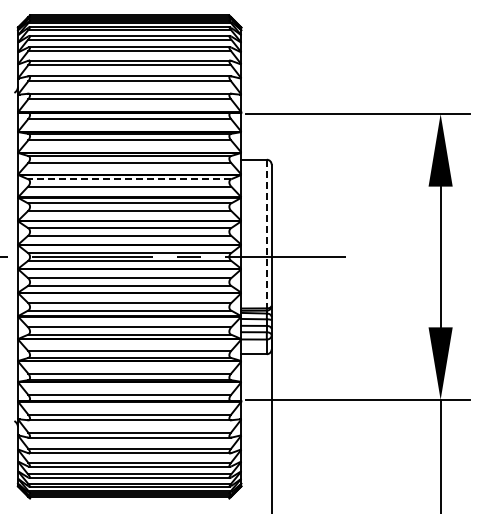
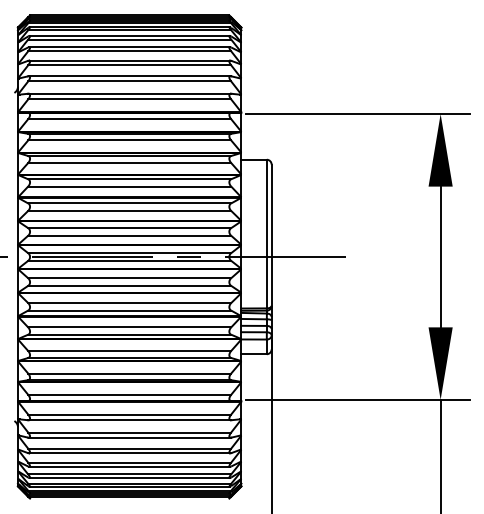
line: dashed -> solid (129, 179)
line: dashed -> solid (266, 234)
